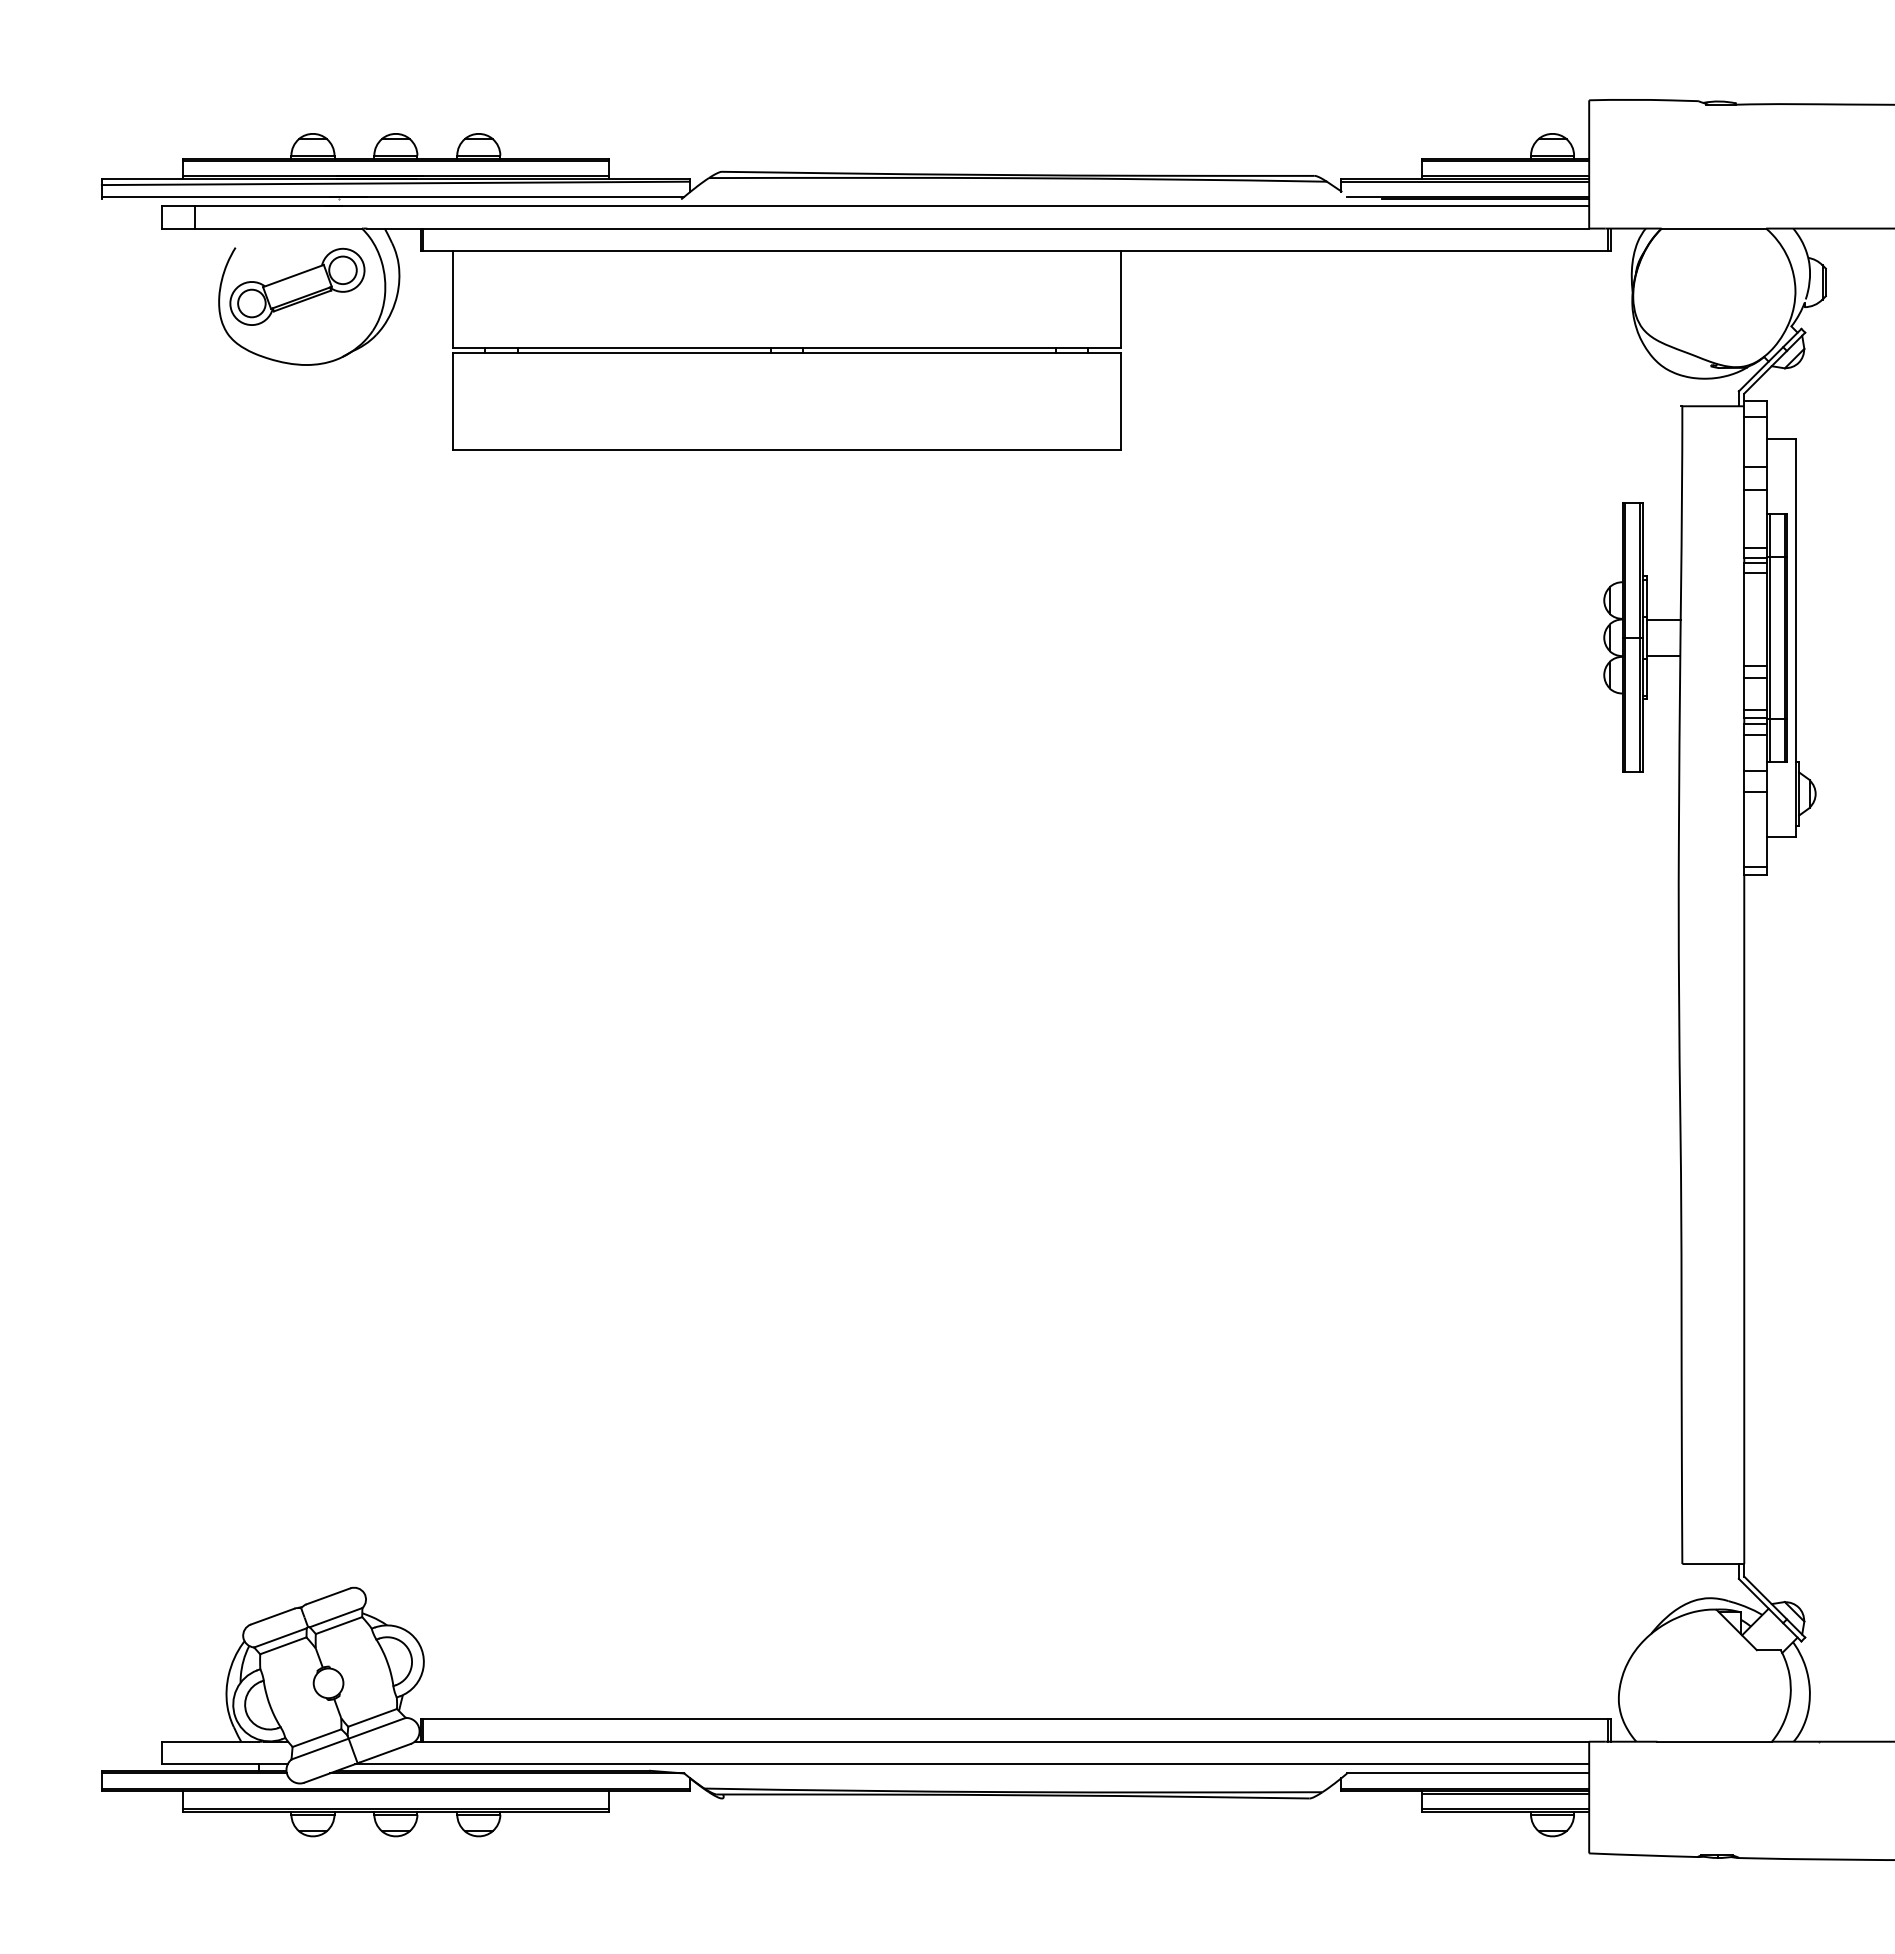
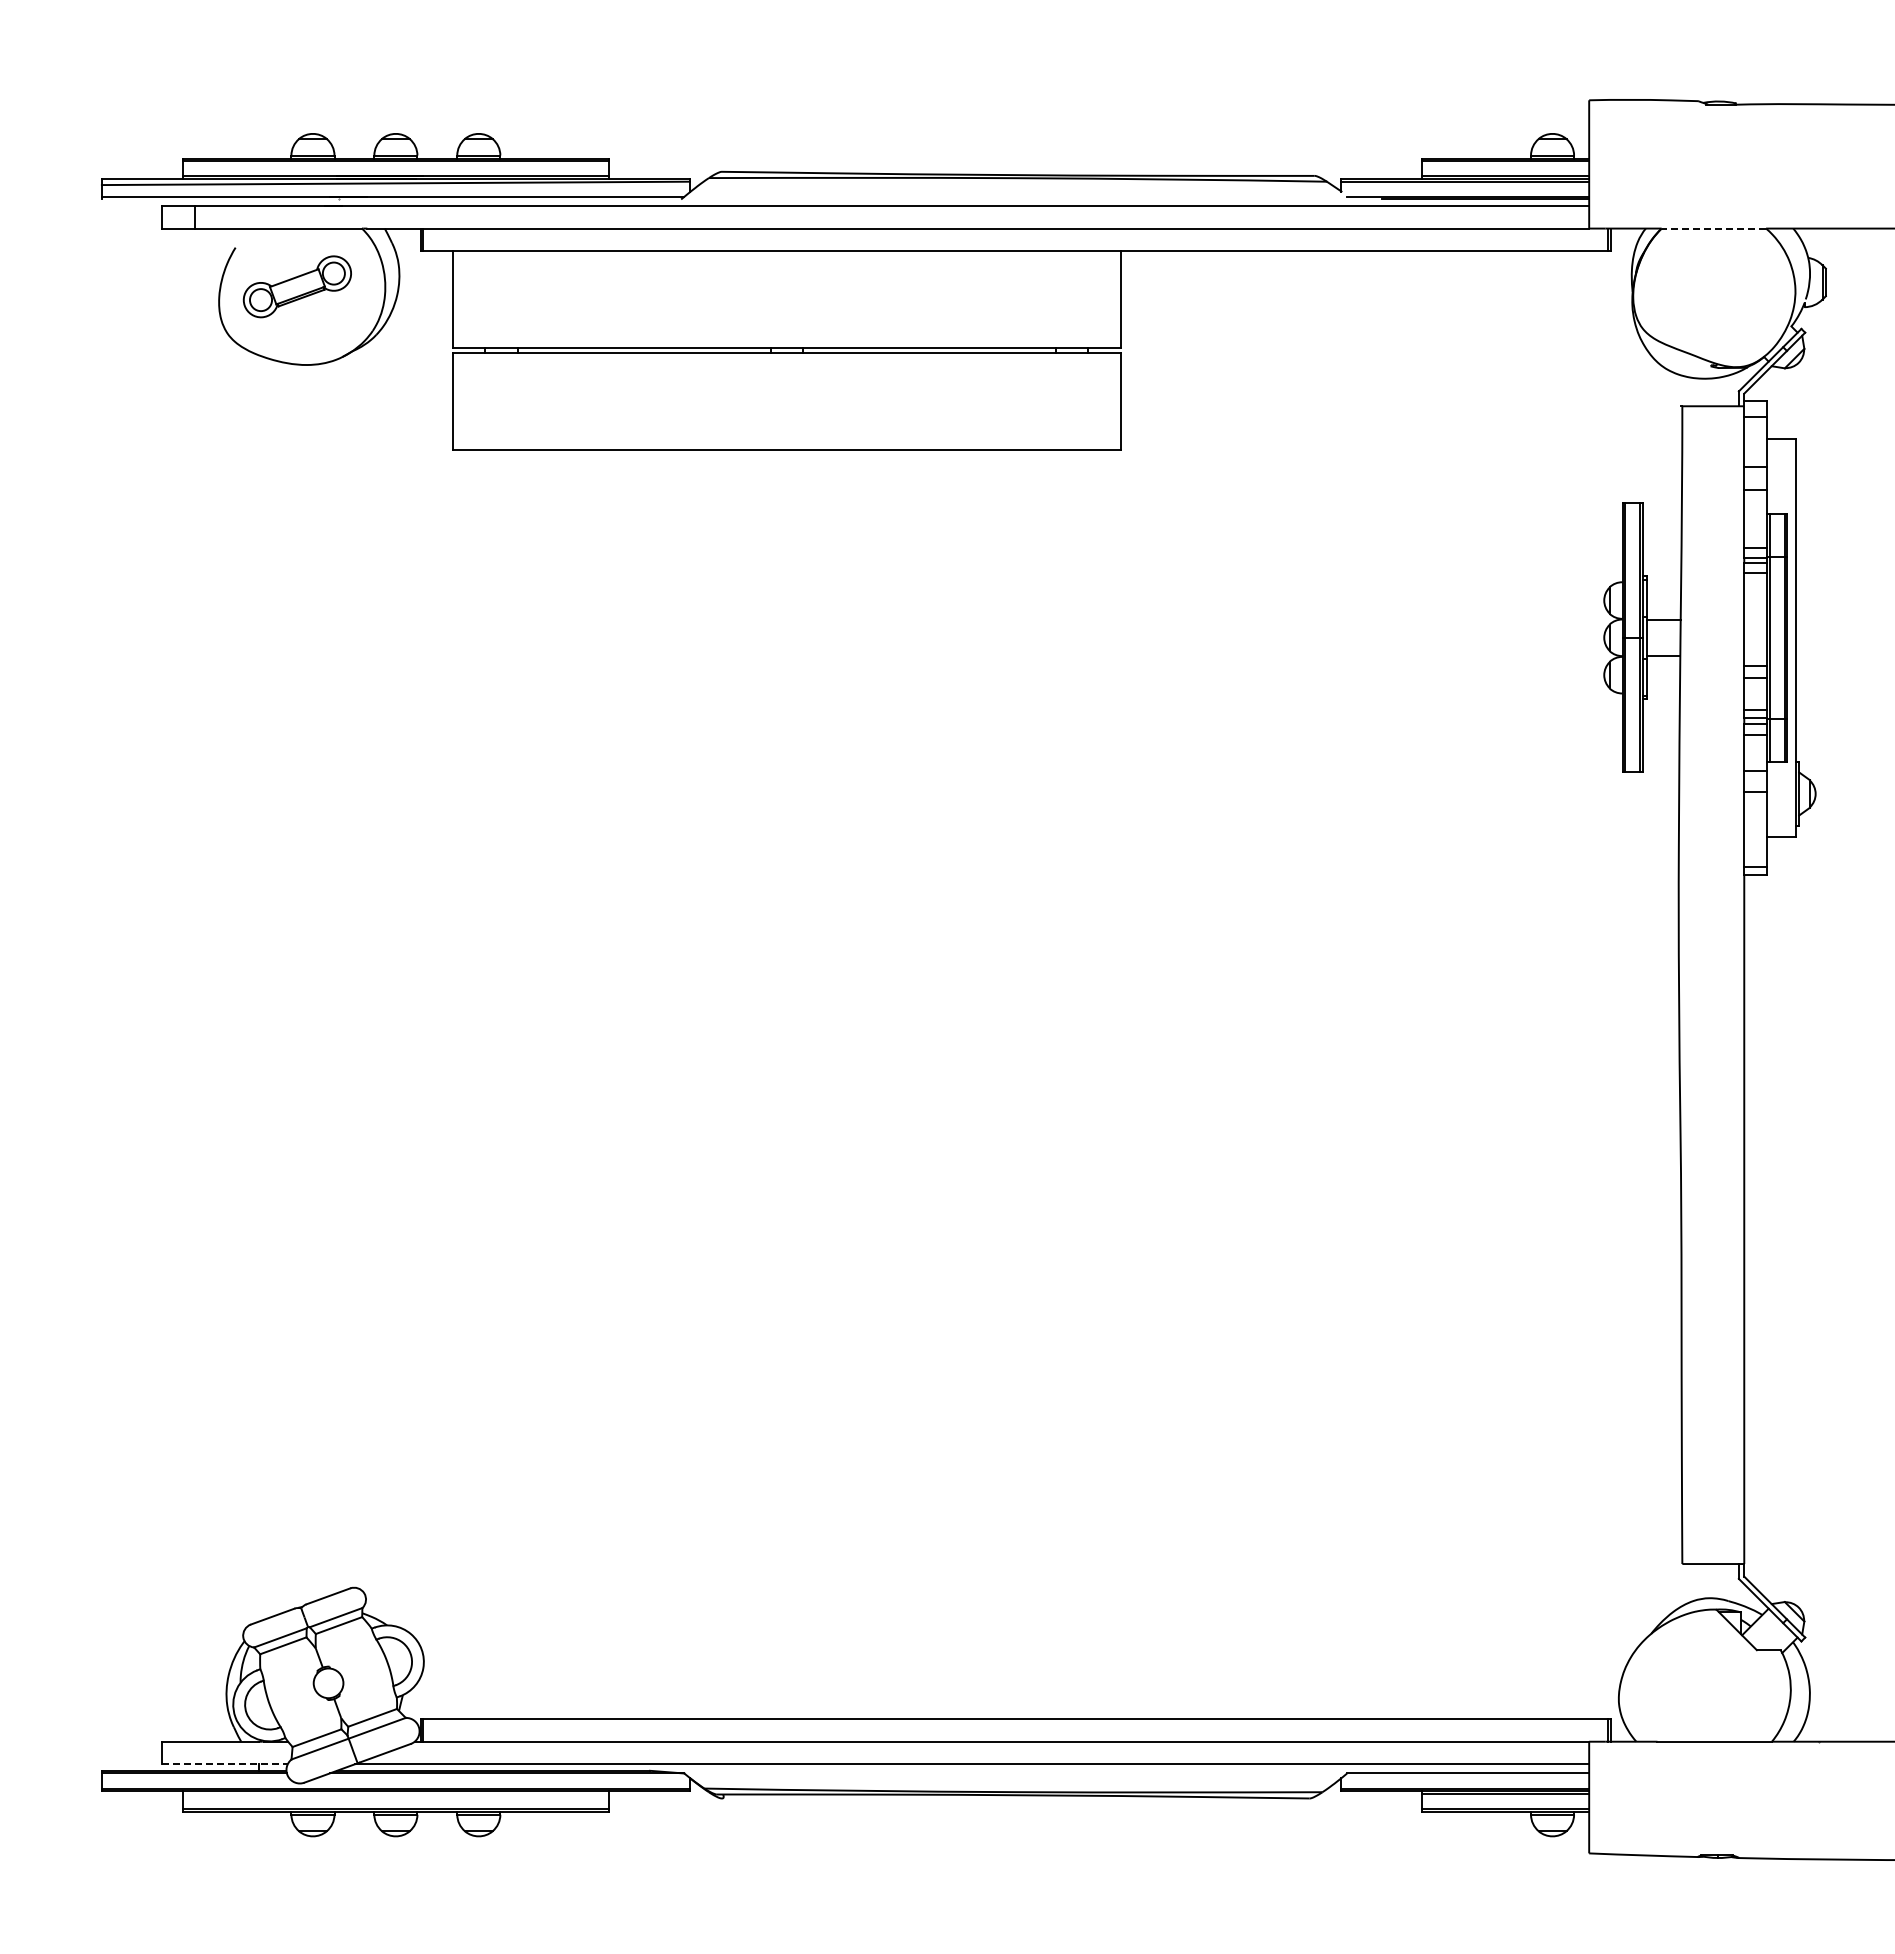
line: solid -> dashed (1713, 228)
part size: 137x79 px -> 110x64 px (296, 286)
line: solid -> dashed (225, 1764)
